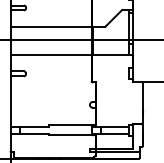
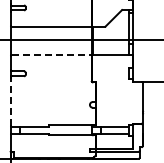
line: solid -> dashed (52, 55)
line: solid -> dashed (10, 101)
